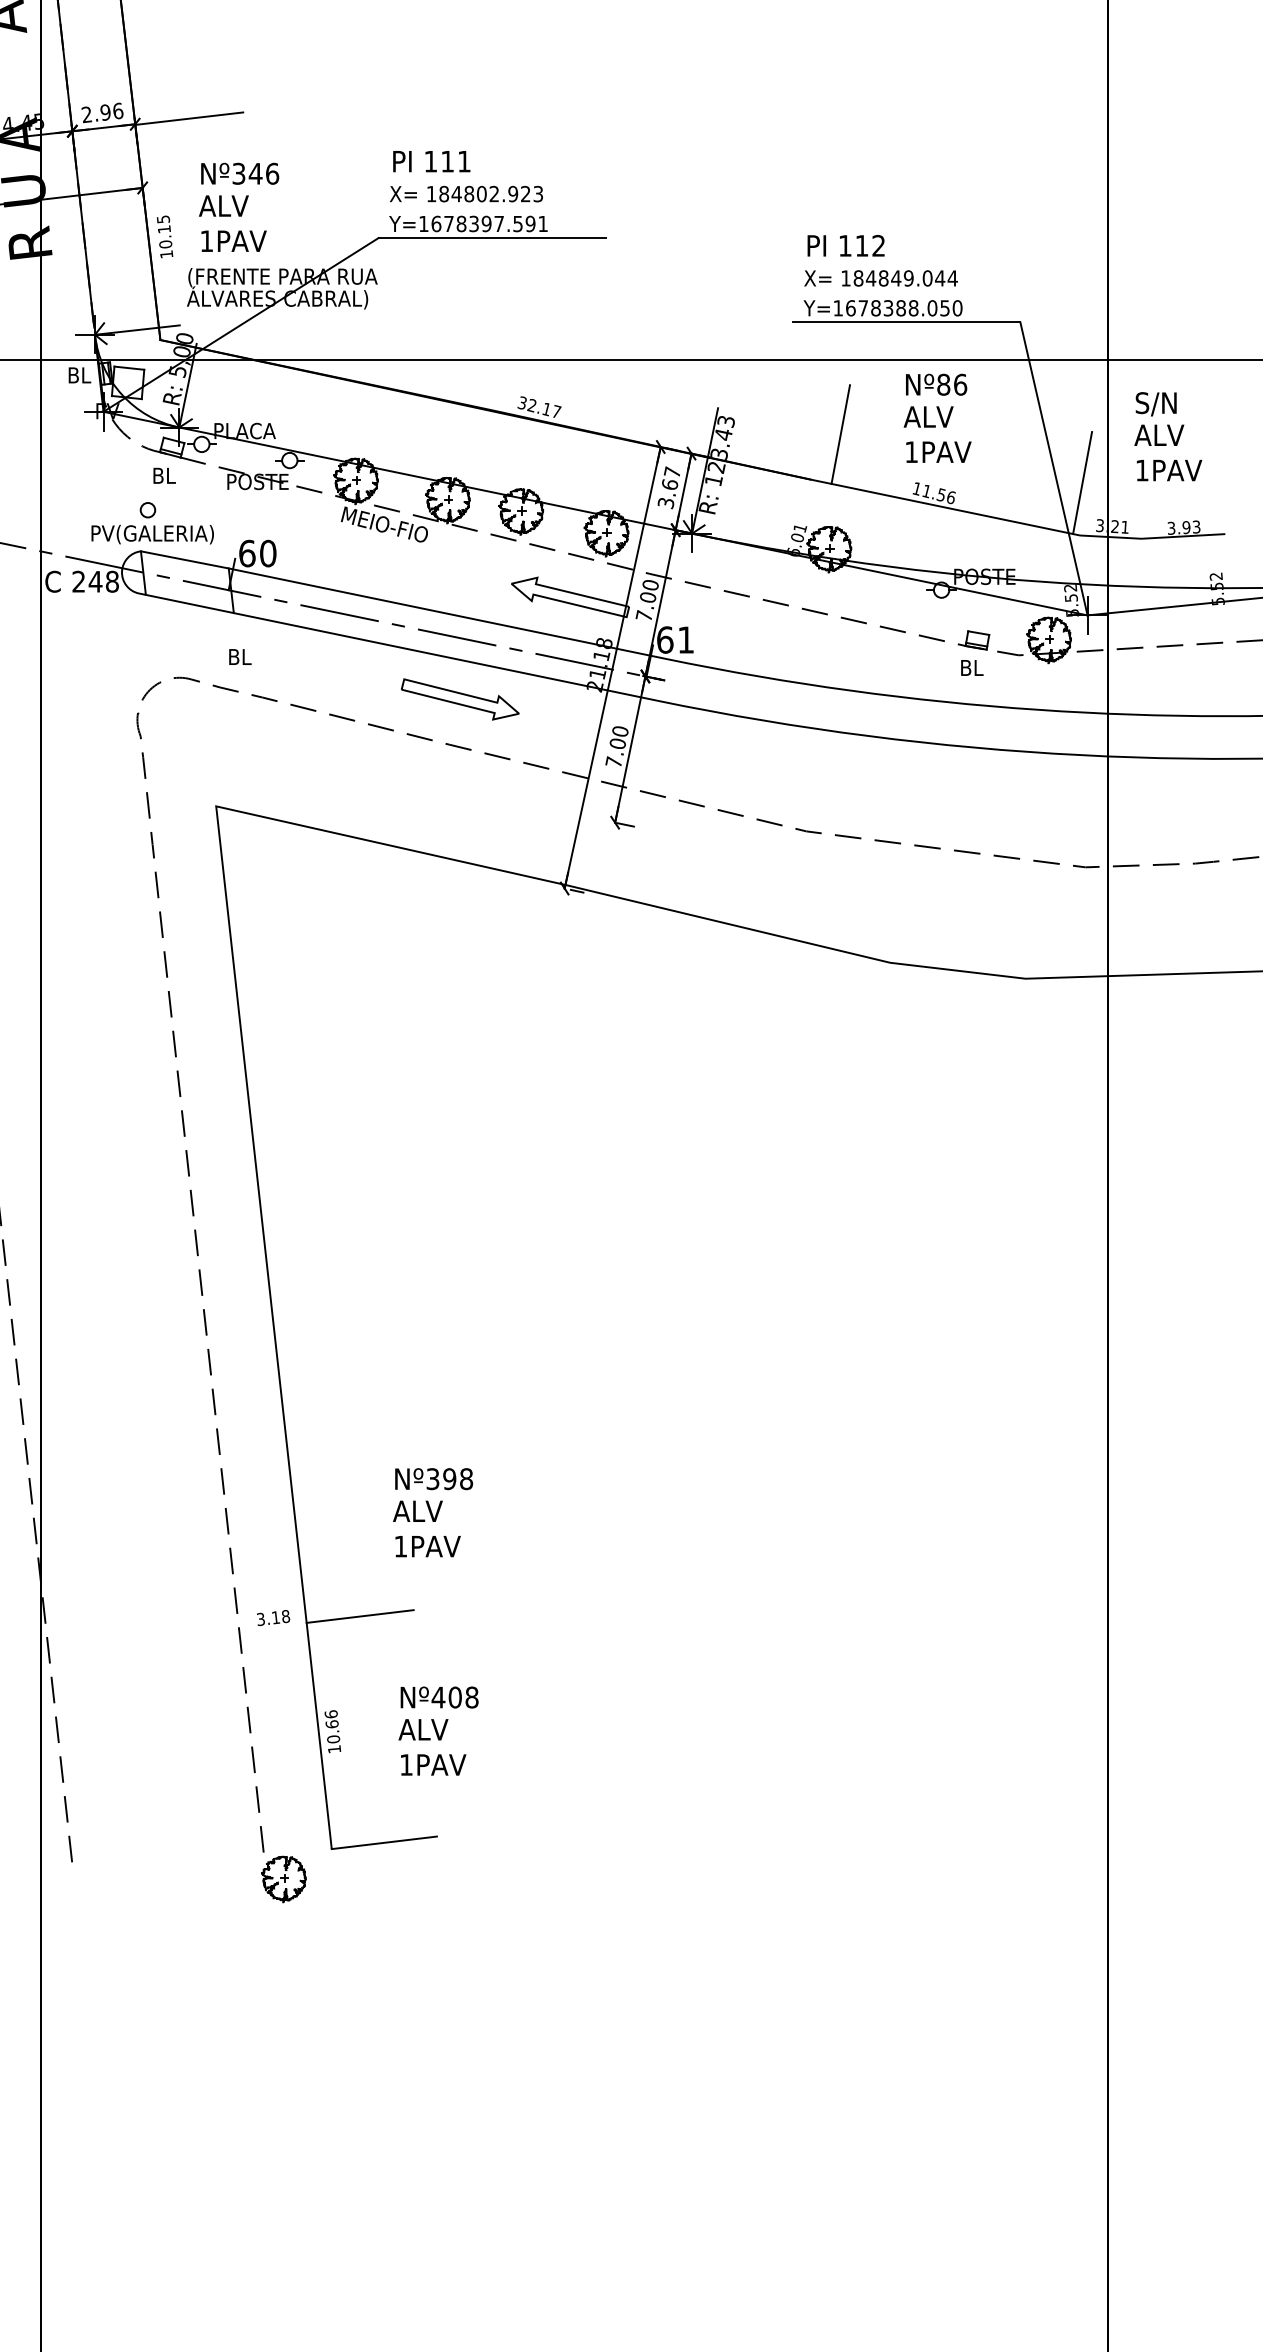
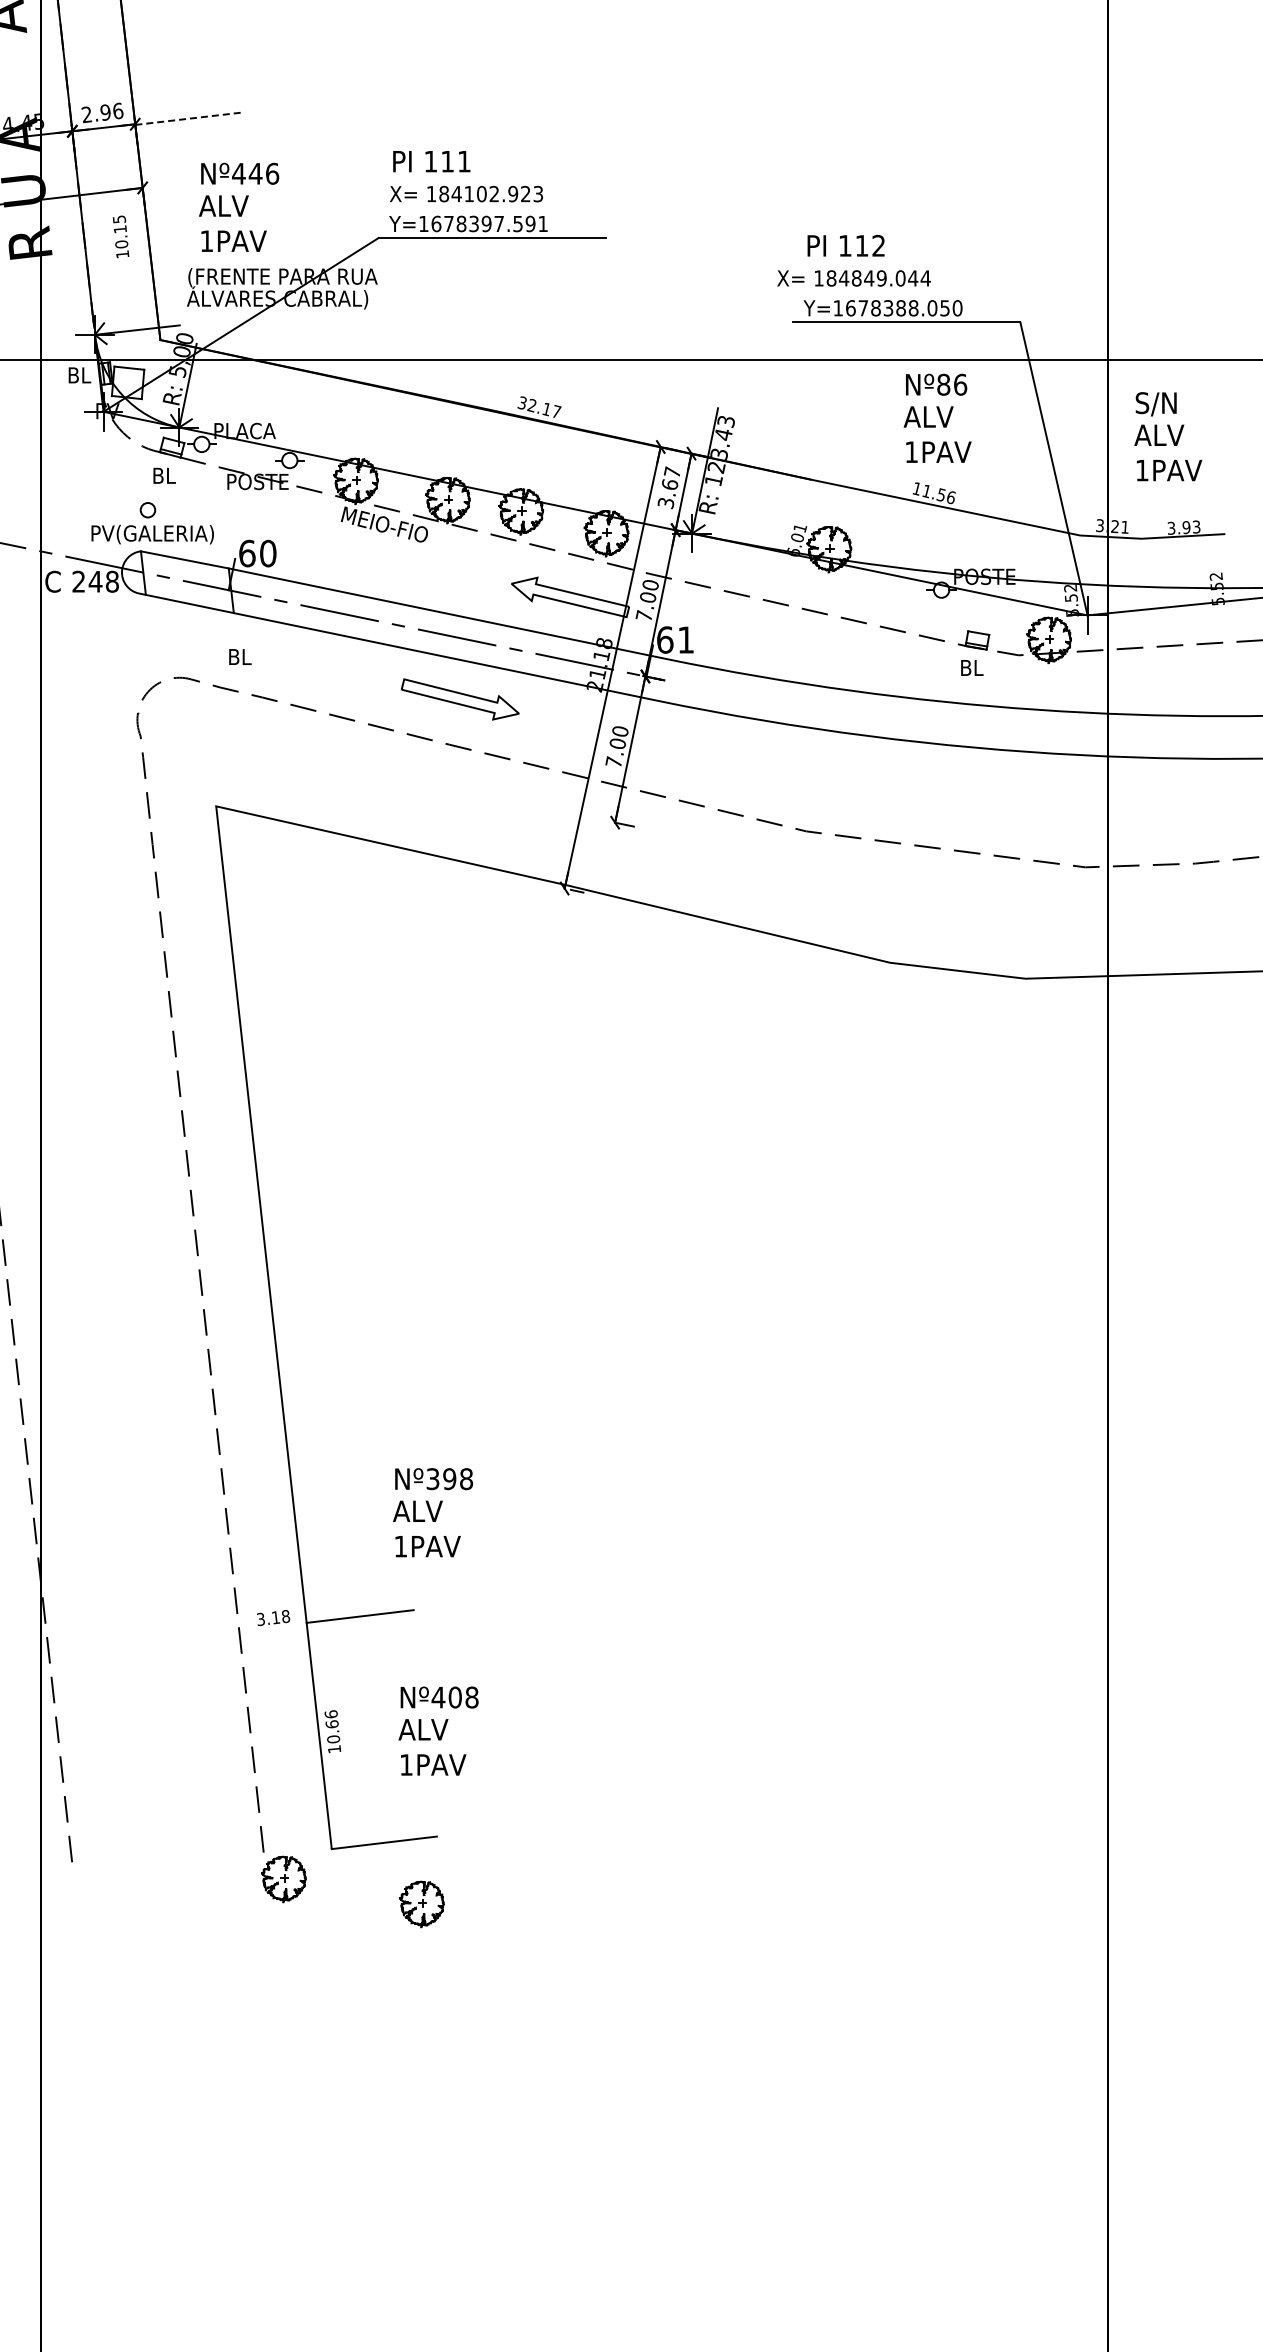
line: solid -> dashed (189, 118)
text: Nº346 -> Nº446 (238, 173)
text: 184802.923 -> 184102.923 (469, 193)
text position: (164, 236) -> (120, 236) (120, 236)
text position: (880, 278) -> (853, 278) (853, 278)
line: present -> none (840, 434)
line: present -> none (1082, 483)
part: none -> present (421, 1904)
